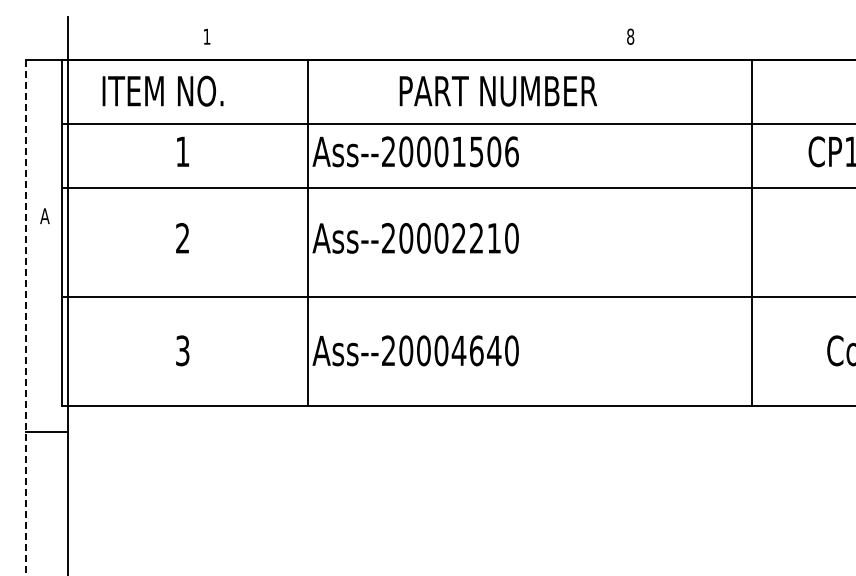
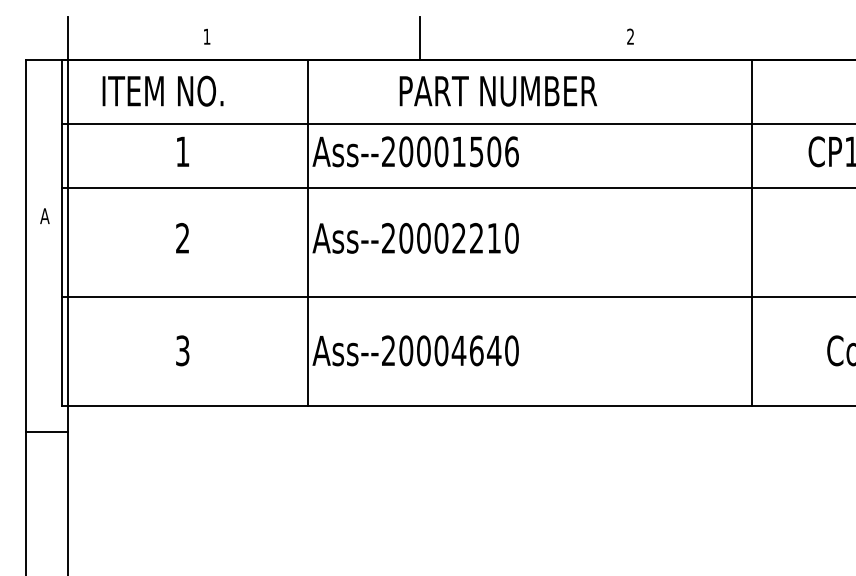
text: 8 -> 2 (630, 36)
line: none -> present (419, 38)
line: dashed -> solid (25, 318)
